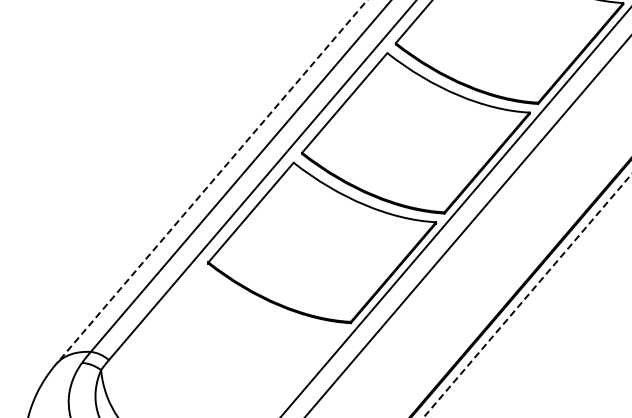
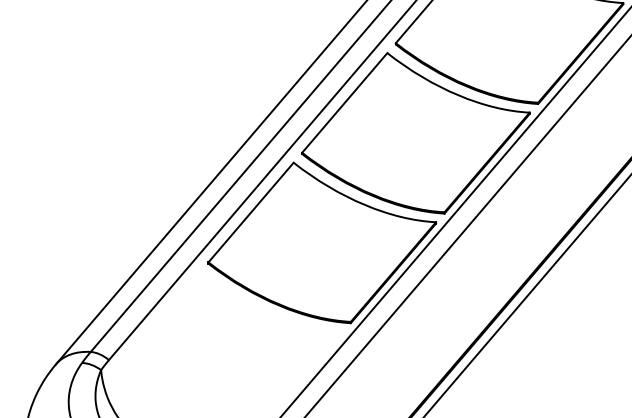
line: dashed -> solid (211, 182)
line: dashed -> solid (527, 295)
